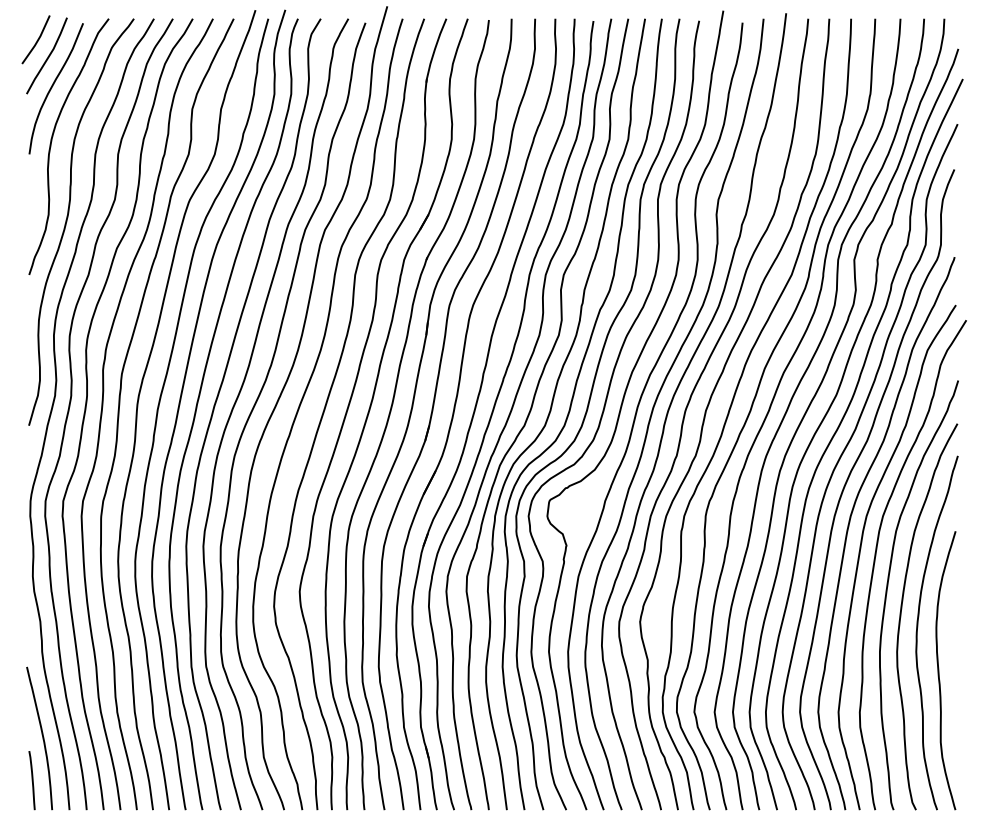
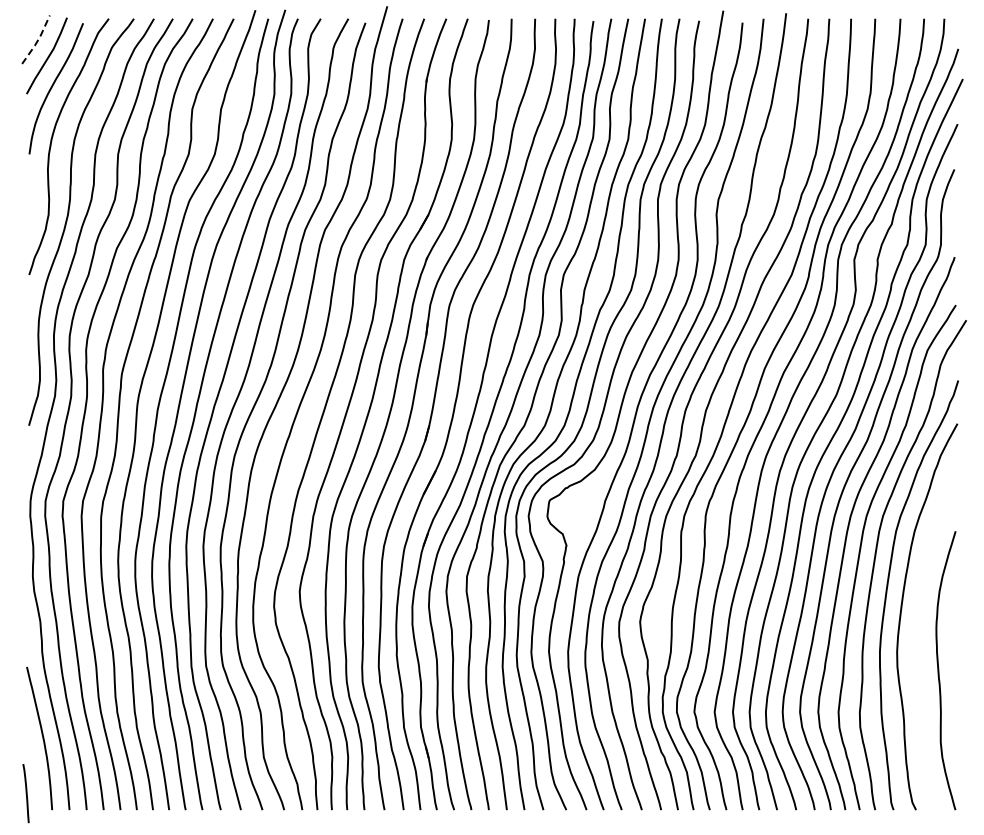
line: solid -> dashed (37, 40)
curve: present -> none (918, 627)
line position: (31, 780) -> (25, 793) (25, 793)
